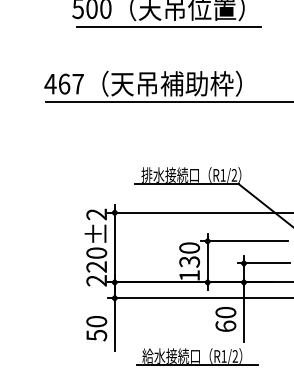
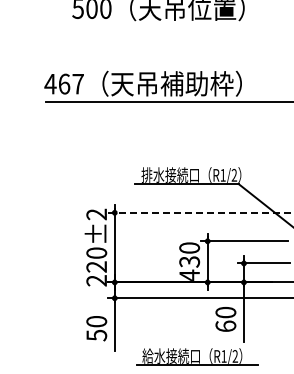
line: present -> none (168, 26)
line: solid -> dashed (201, 212)
text: 130 -> 430 (189, 274)
